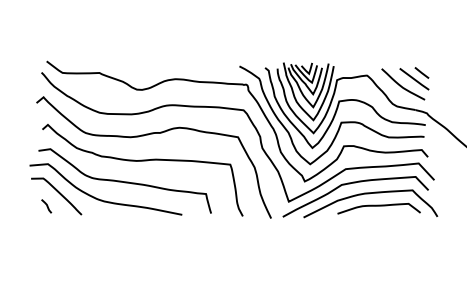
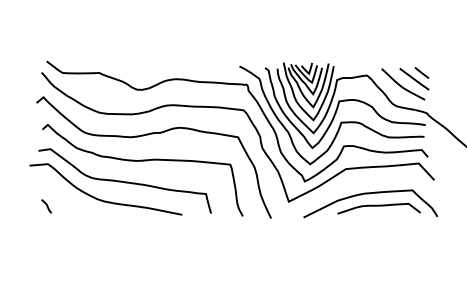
curve: present -> none (355, 183)
curve: present -> none (58, 193)
